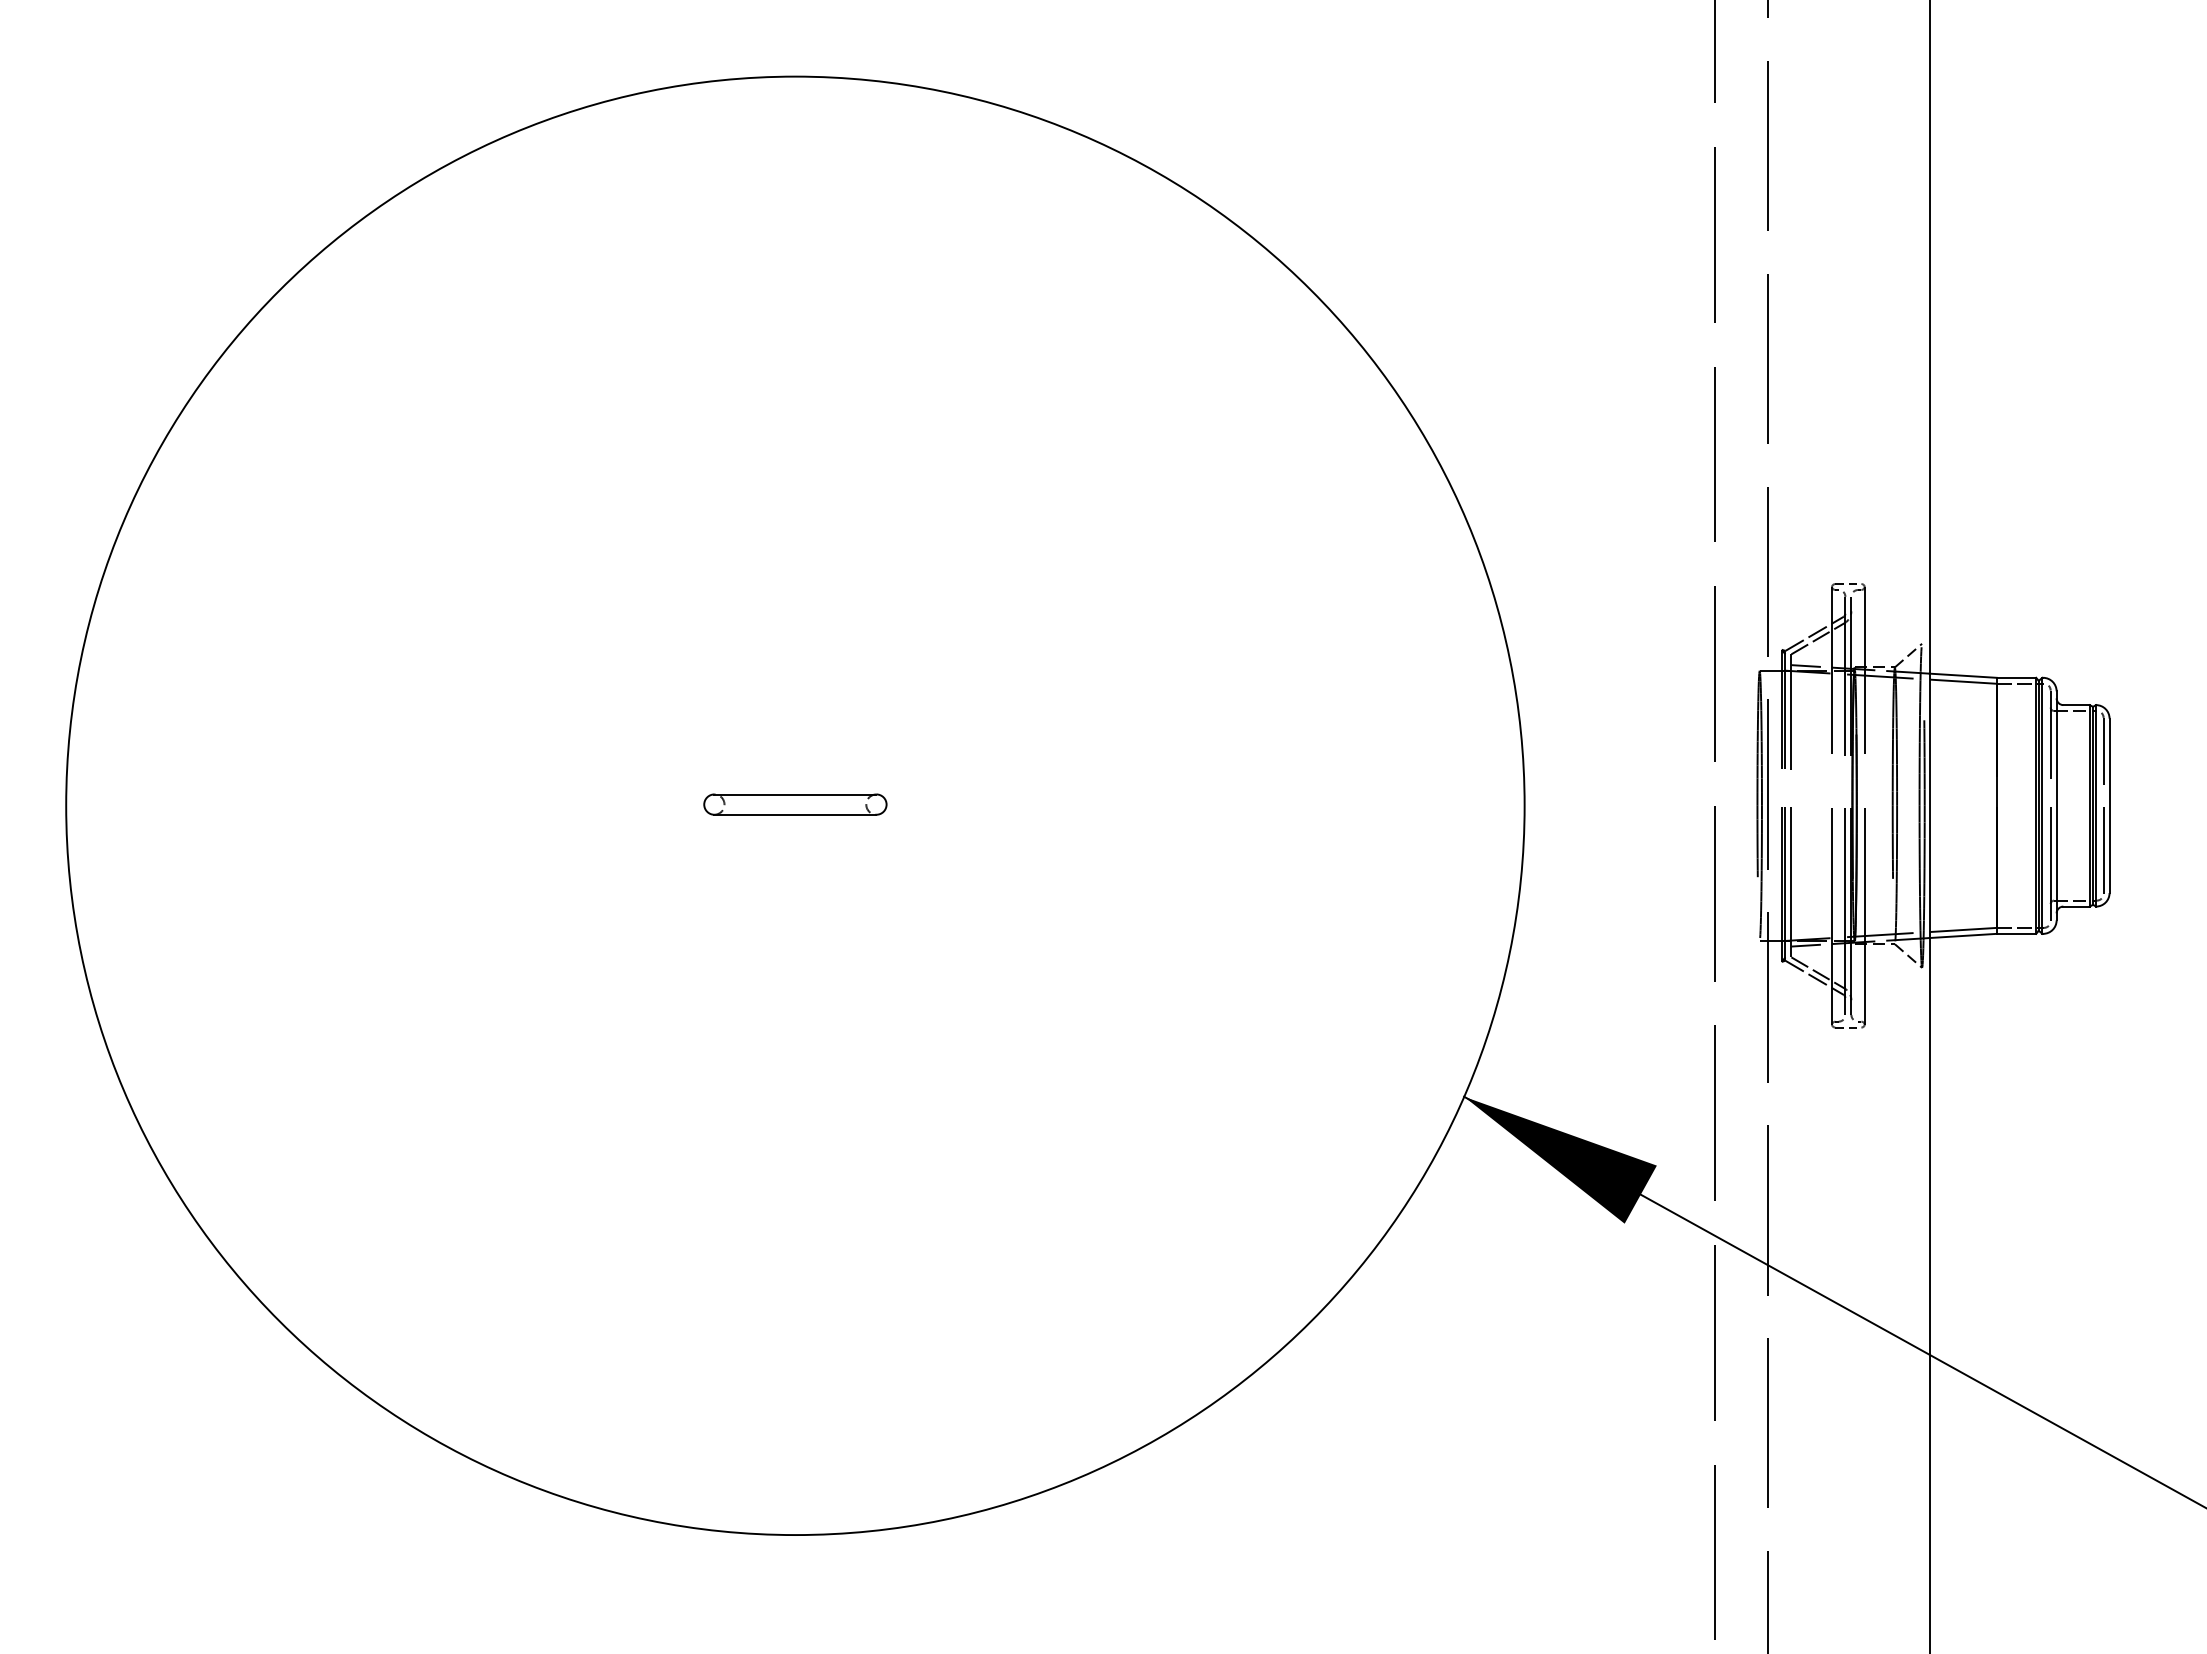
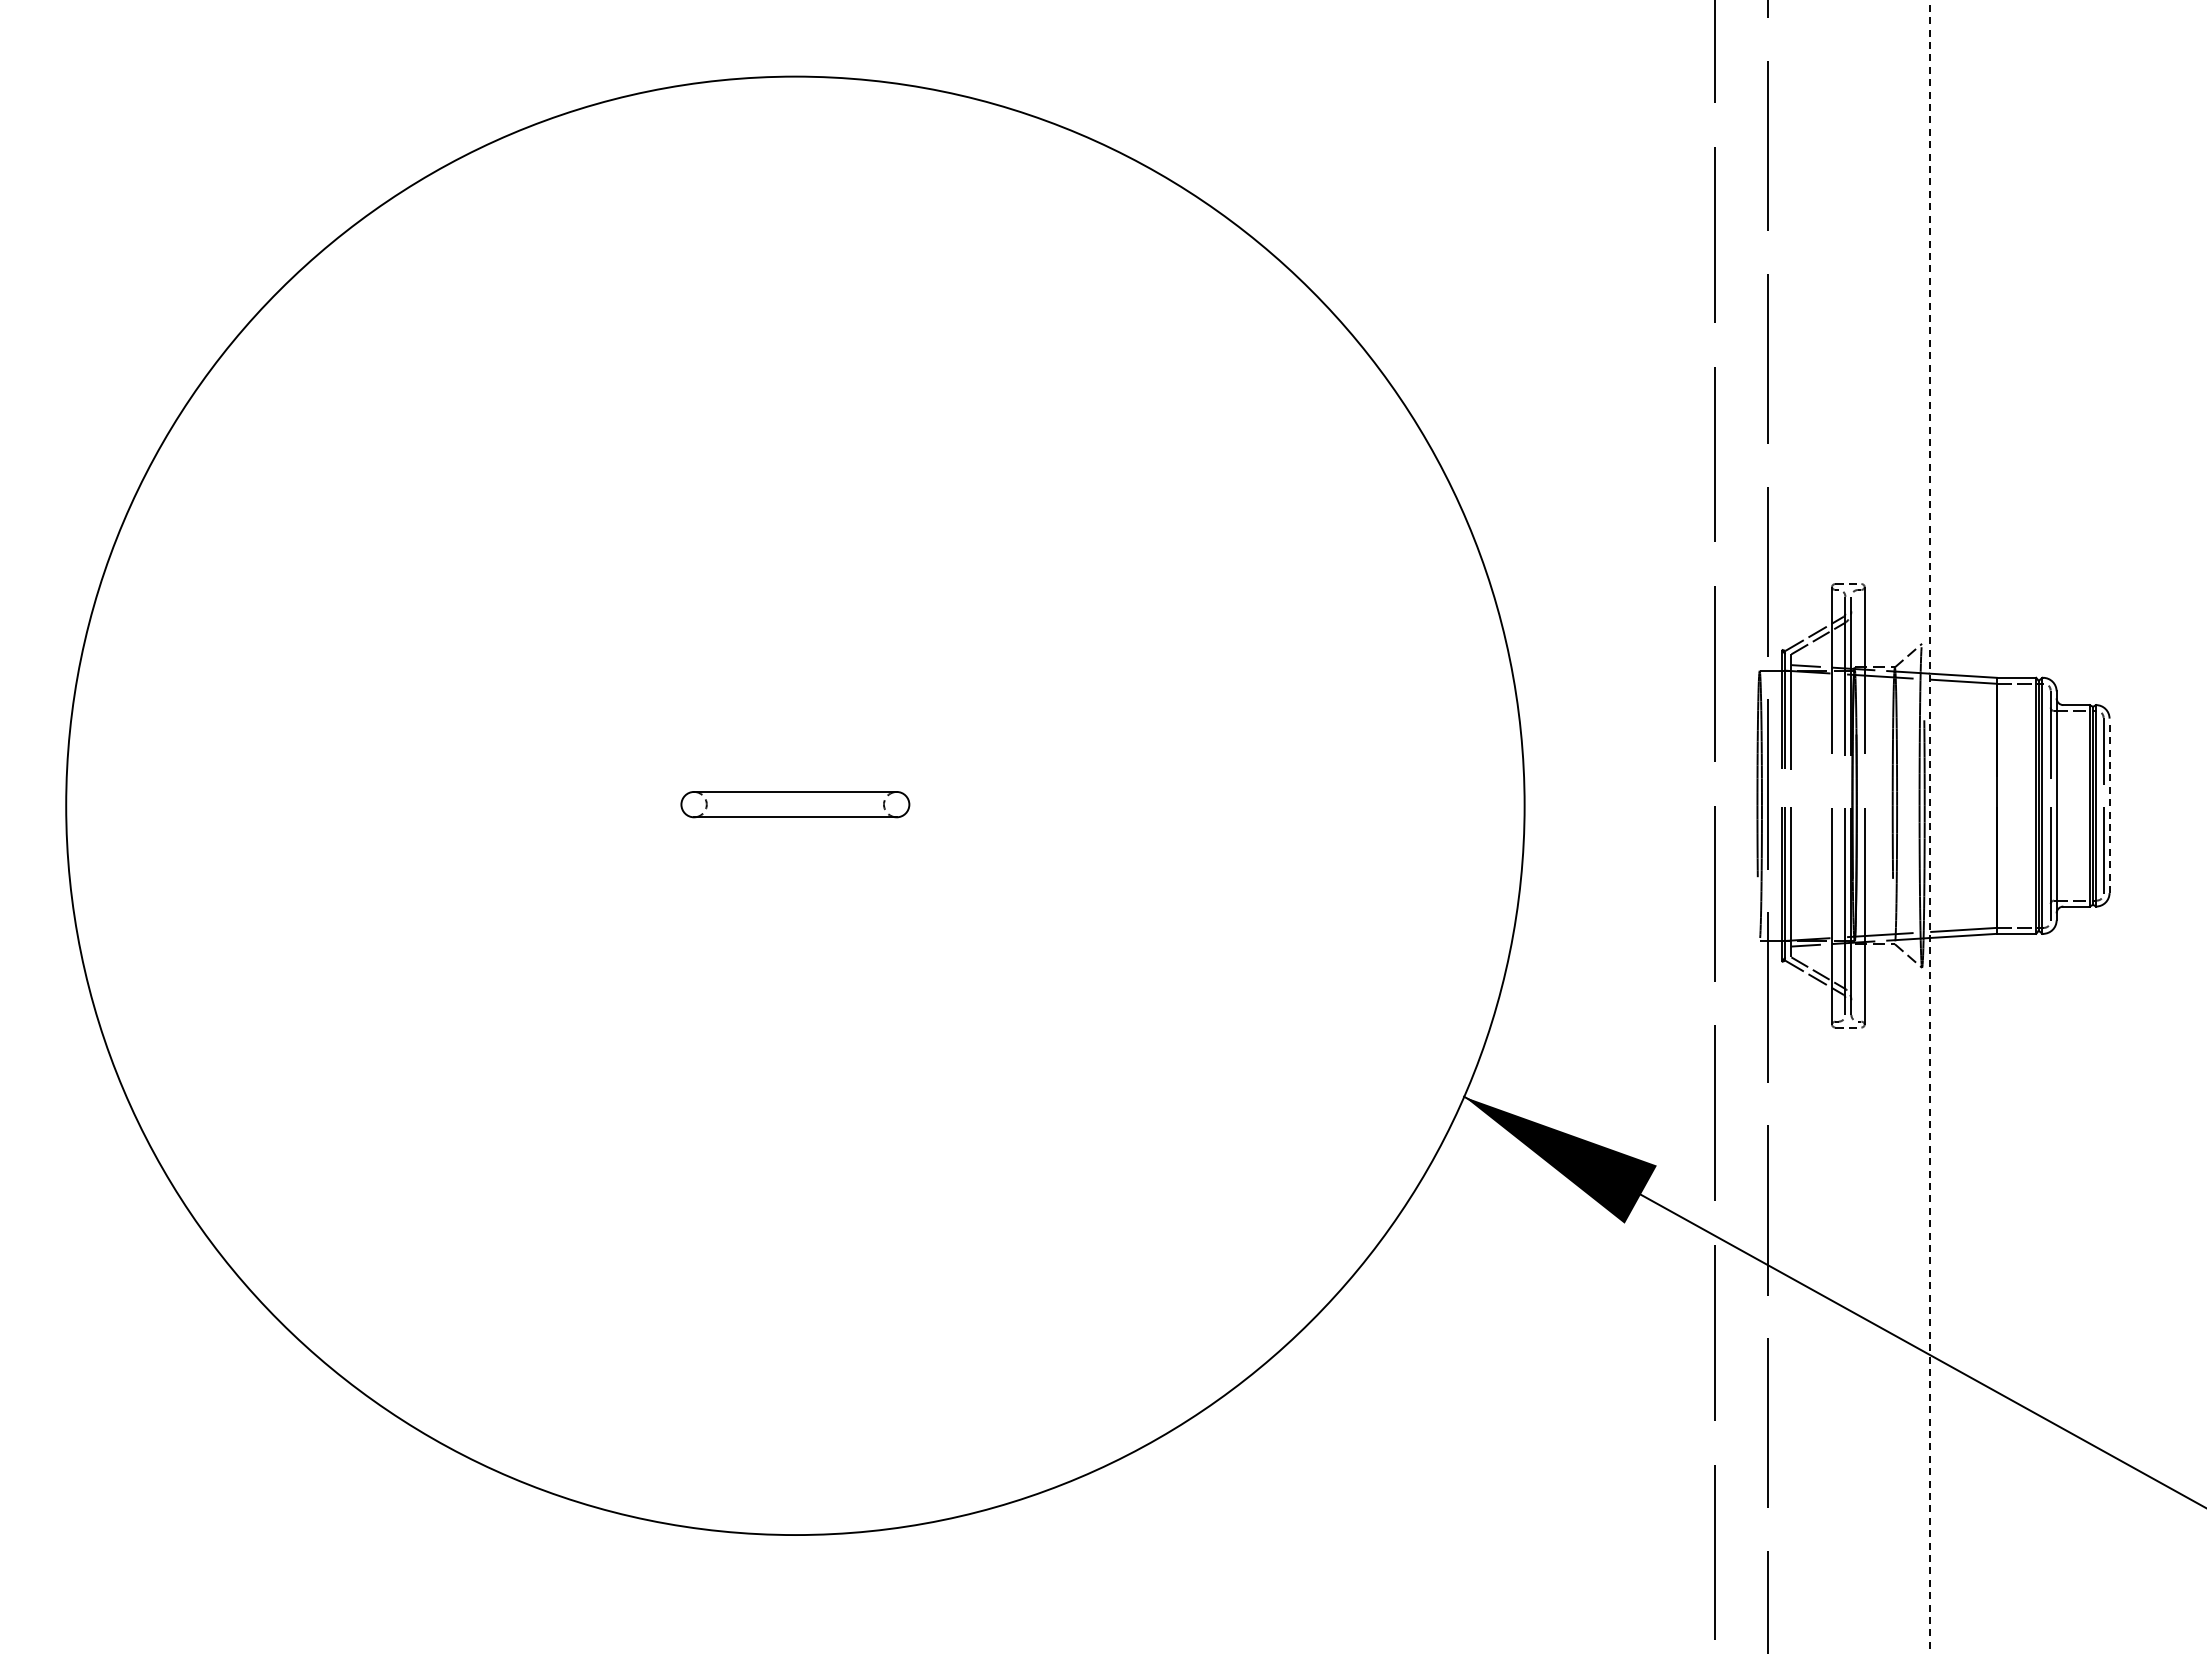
part size: 185x23 px -> 231x28 px (795, 804)
line: solid -> dashed (2109, 805)
line: solid -> dashed (1929, 826)
